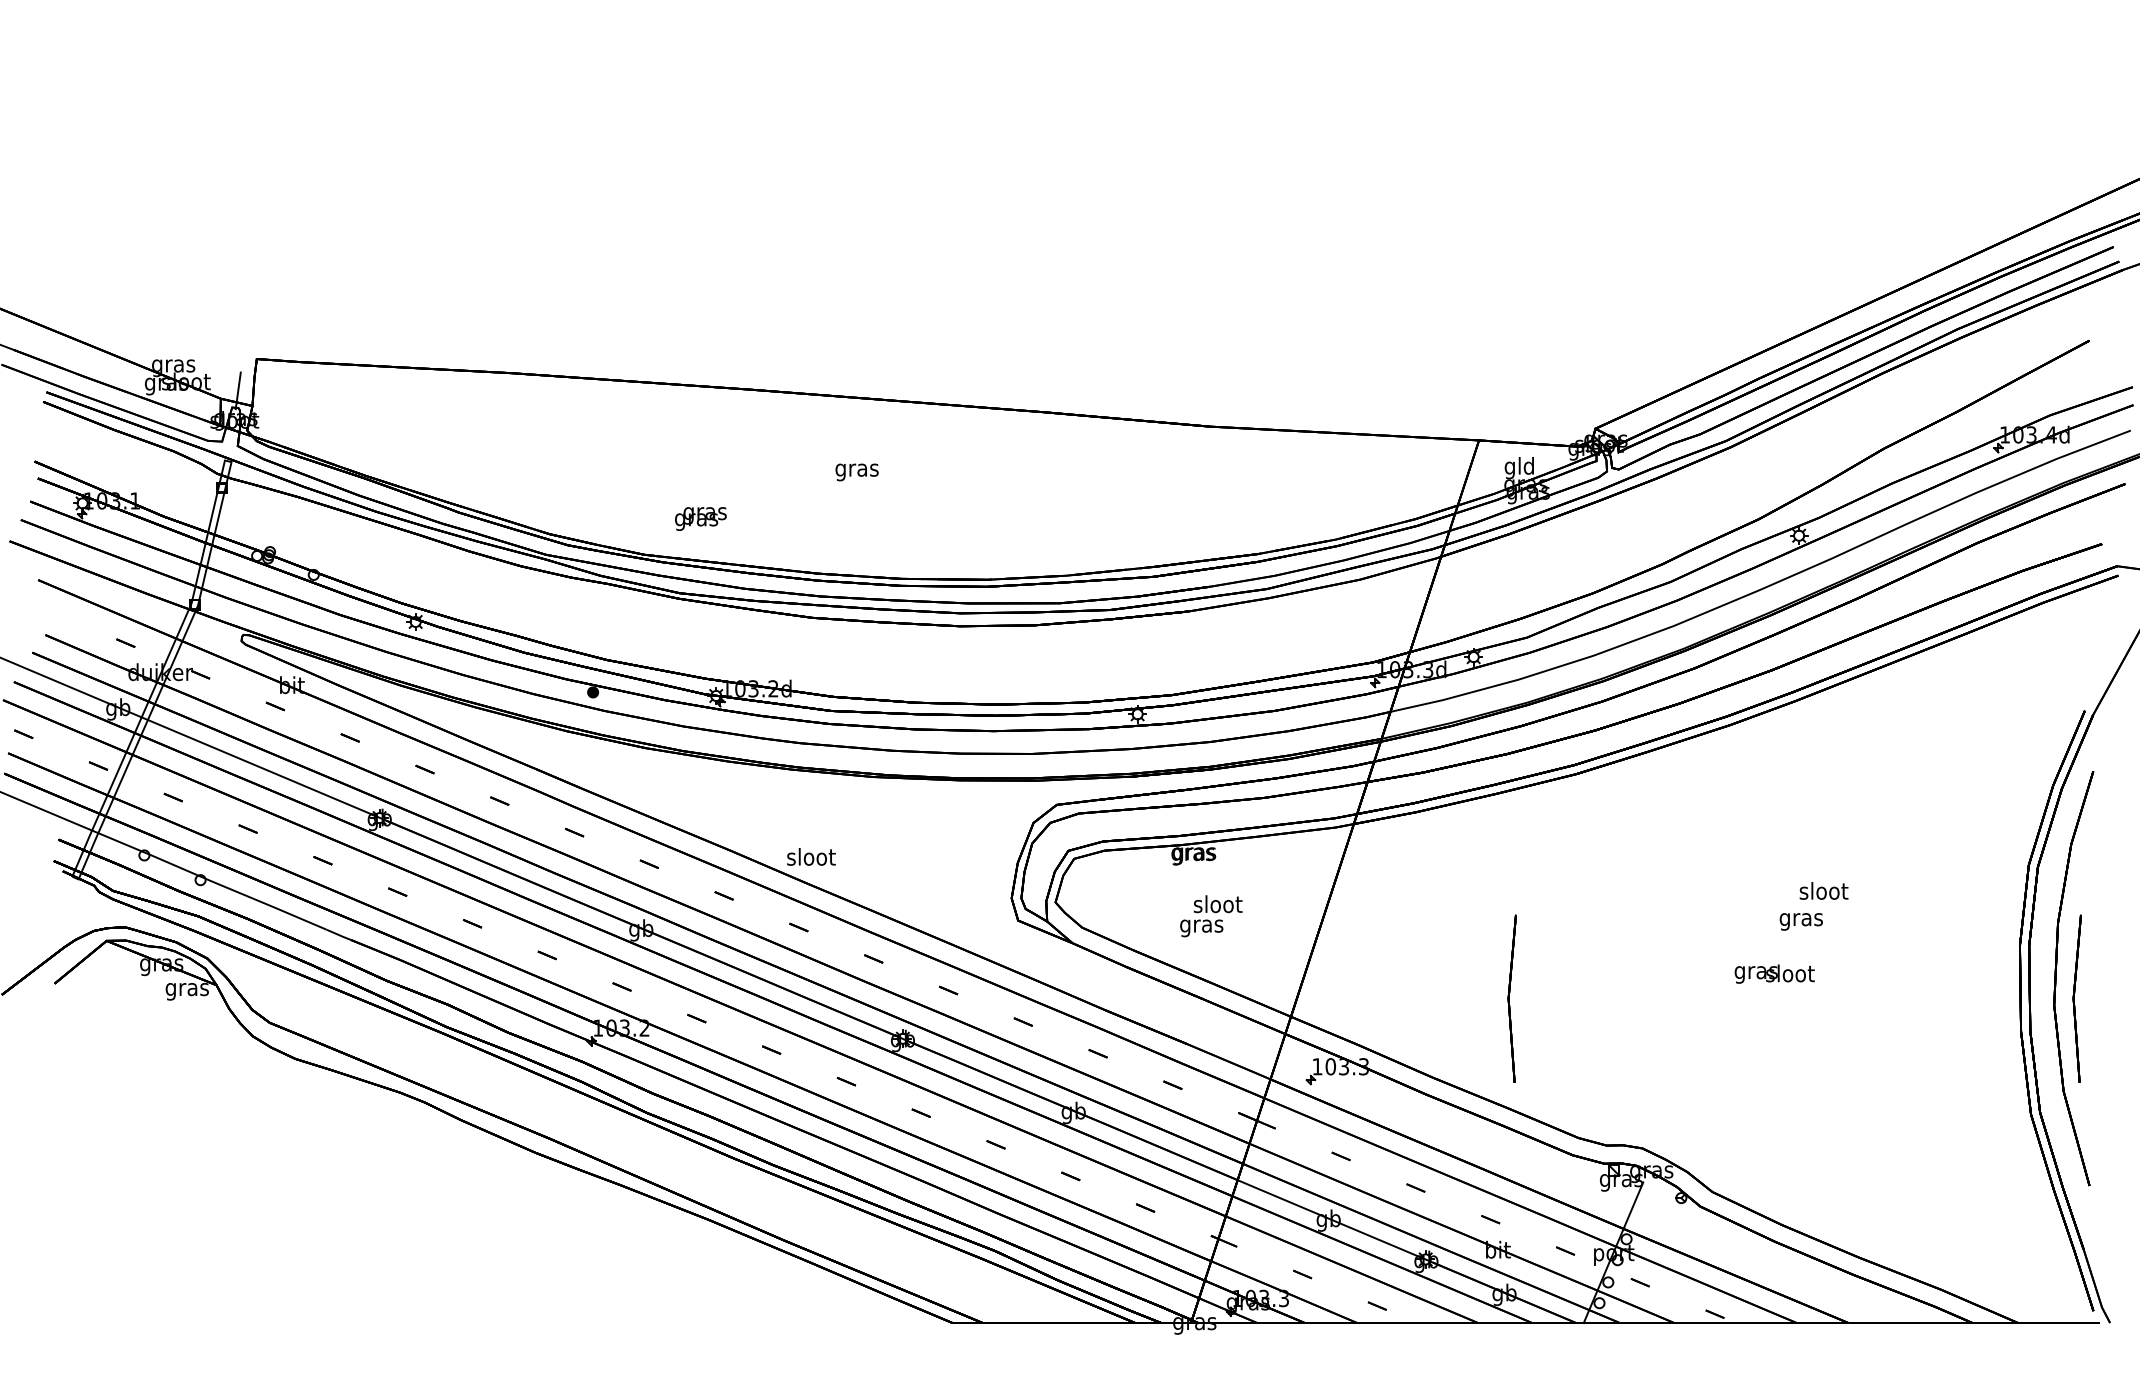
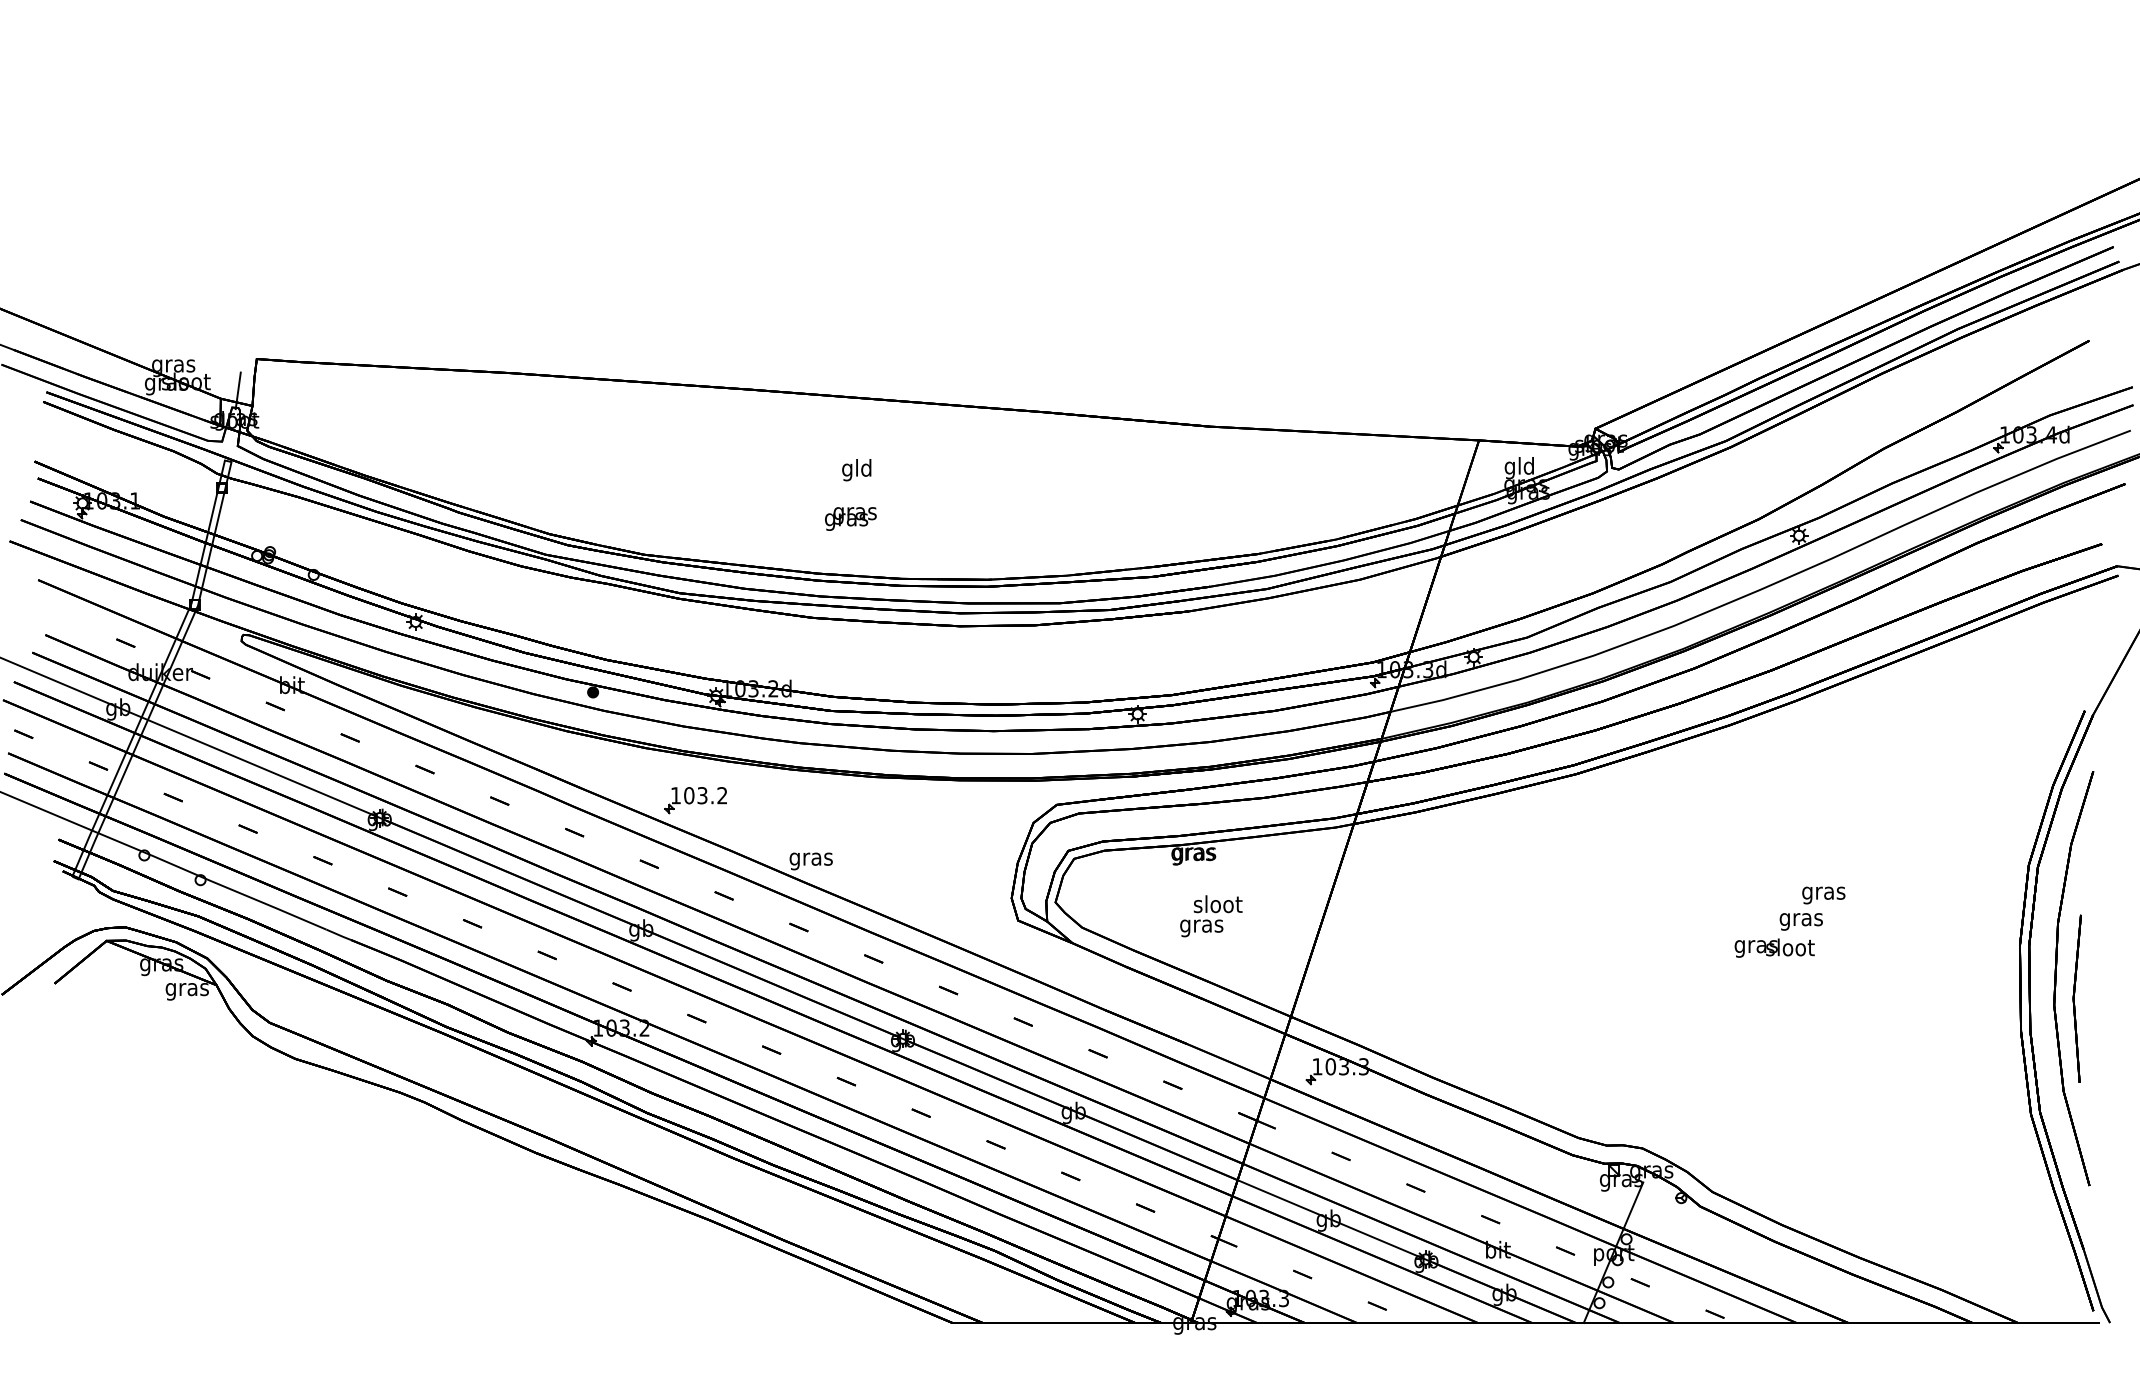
text: gras -> gld (856, 470)
text position: (700, 518) -> (850, 518) (850, 518)
part: none -> present (695, 800)
text: sloot -> gras (811, 859)
text: sloot -> gras (1823, 893)
text position: (1774, 973) -> (1774, 947) (1774, 947)
part: present -> none (1511, 998)
